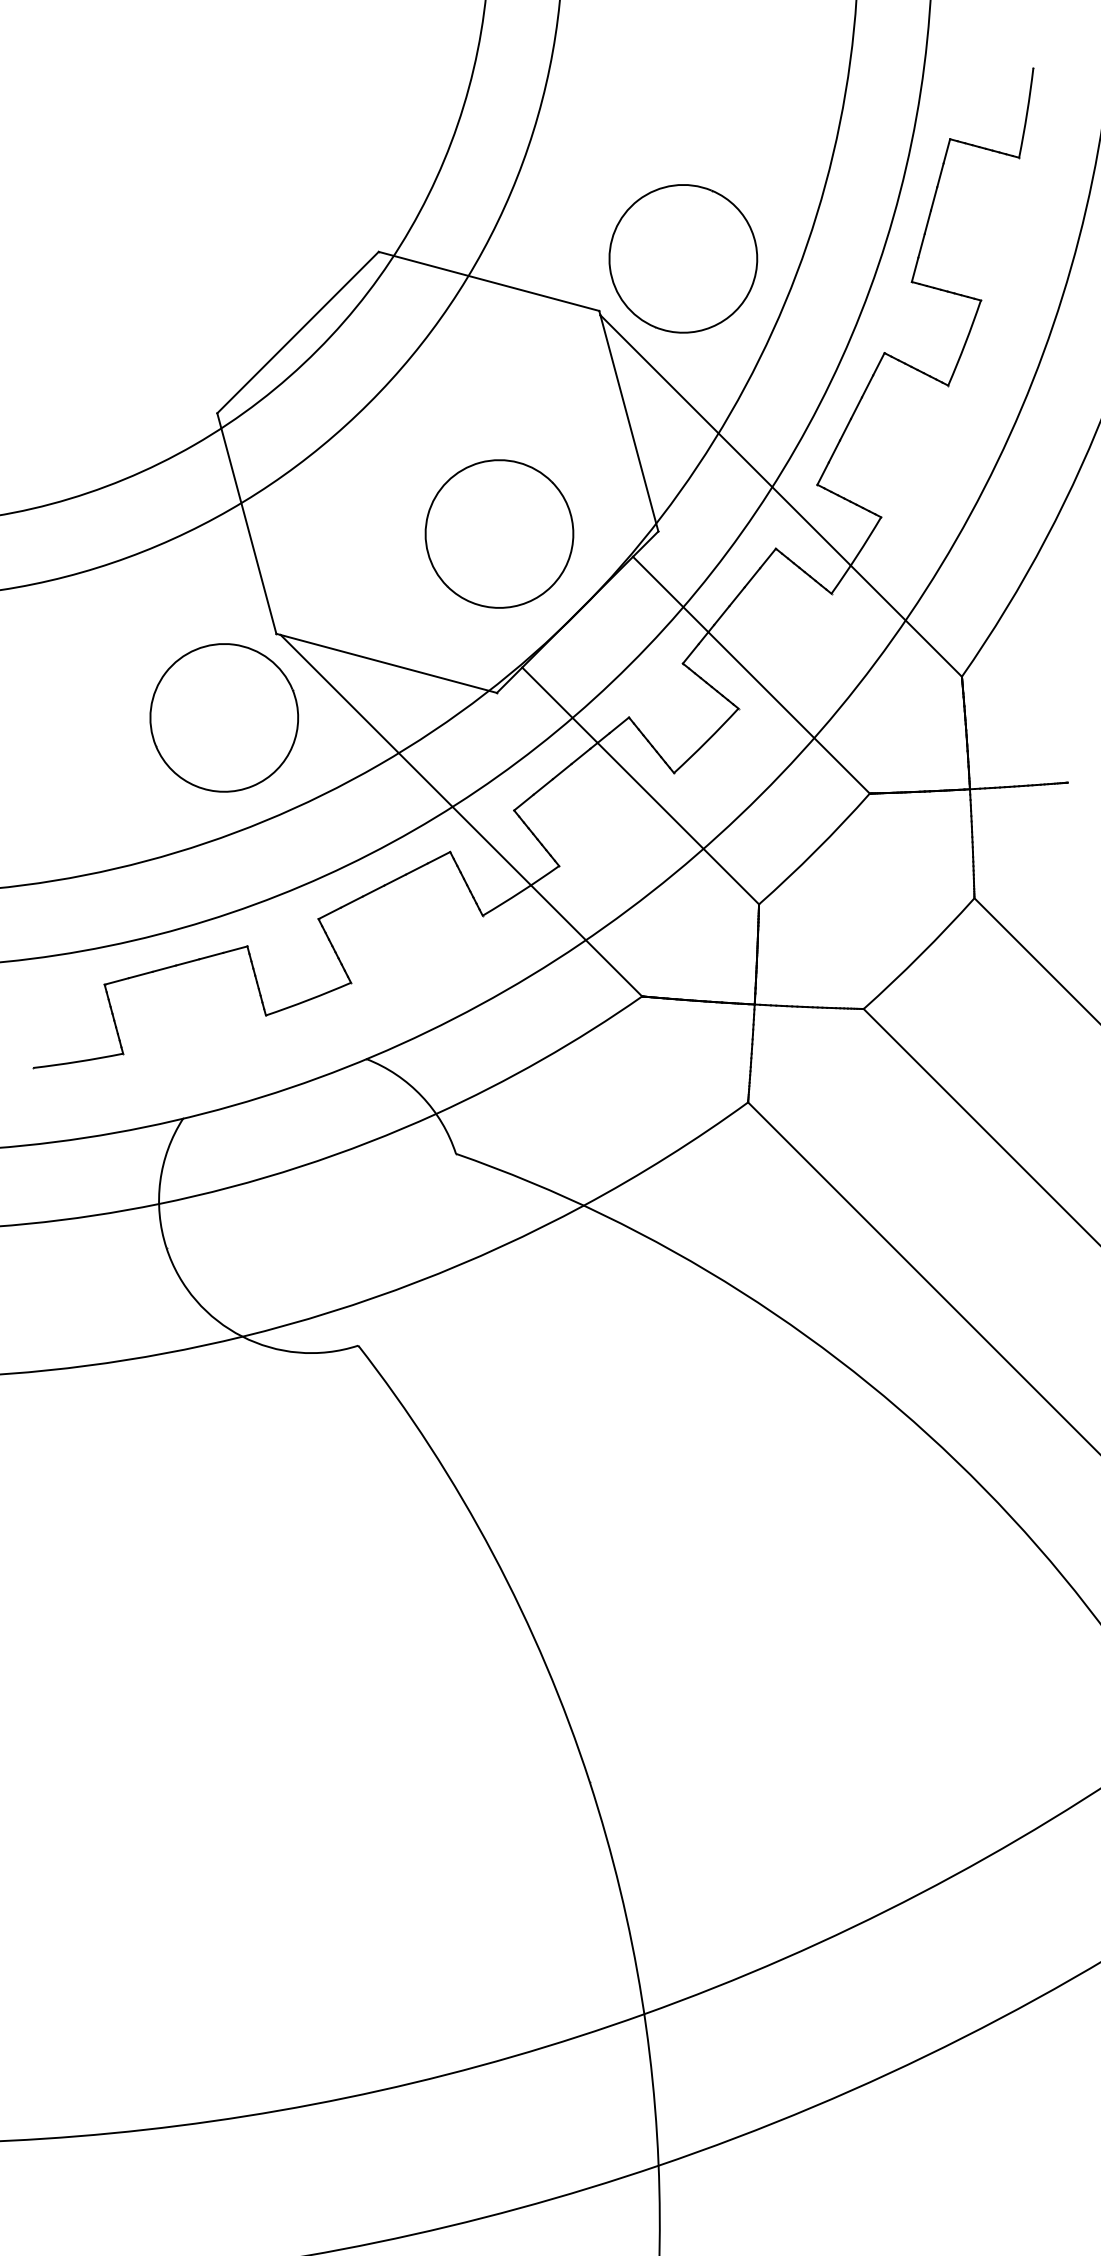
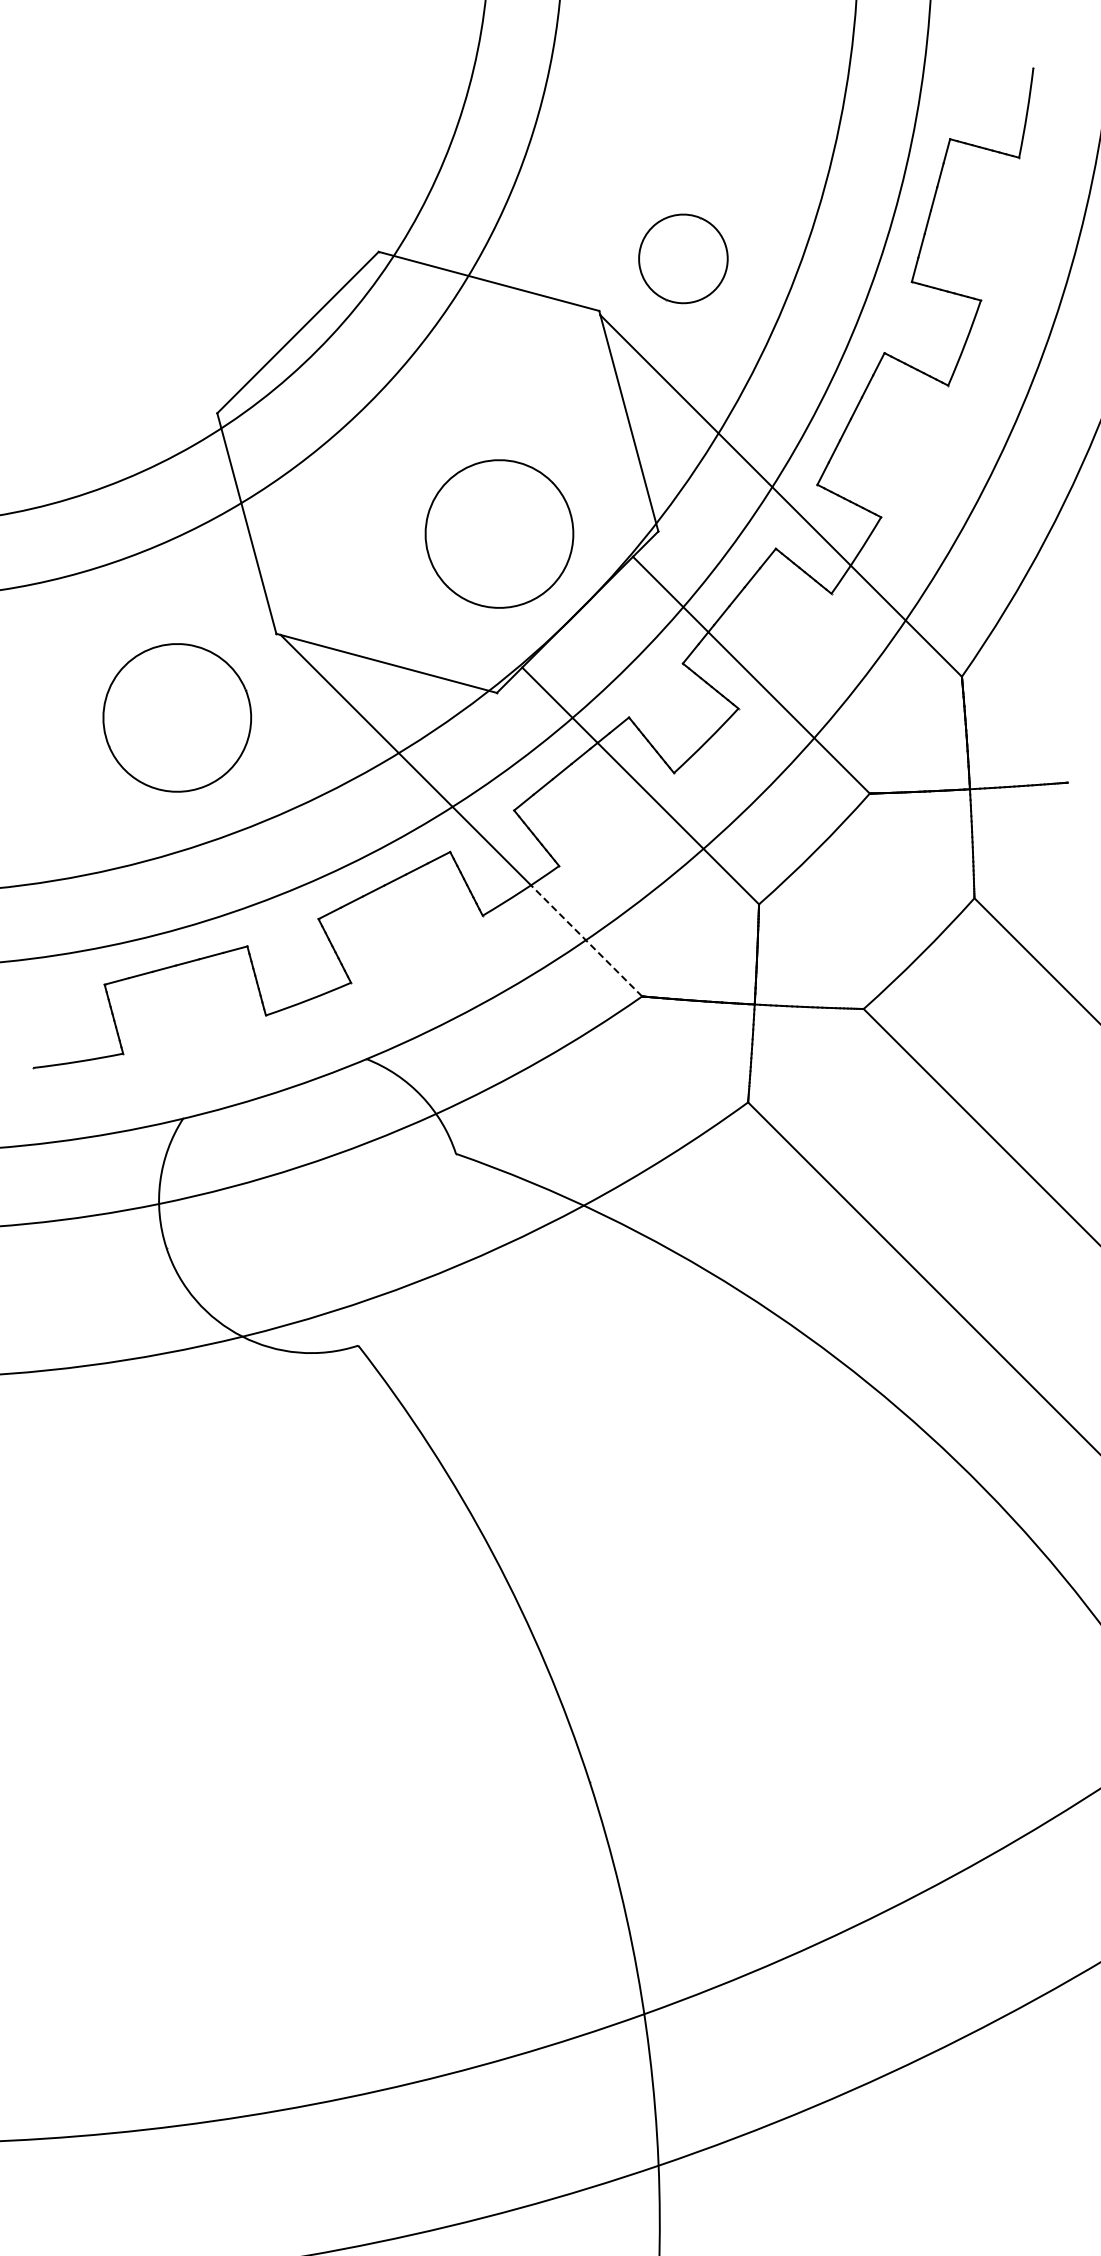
part size: 151x150 px -> 91x92 px (683, 258)
part position: (224, 717) -> (177, 717) (177, 717)
line: solid -> dashed (586, 940)
